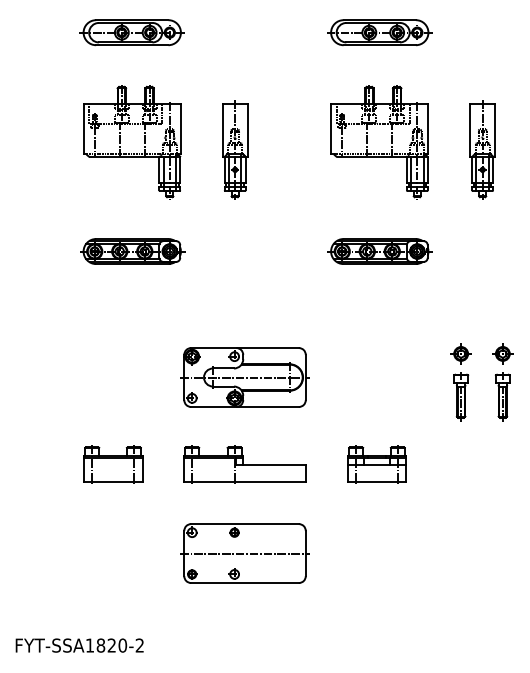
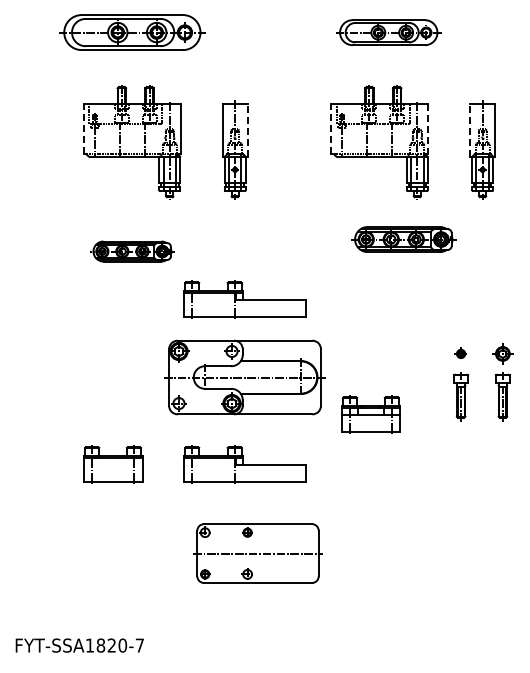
part size: 106x28 px -> 147x37 px (132, 32)
part position: (379, 32) -> (388, 32) (388, 32)
line: solid -> dashed (83, 128)
line: solid -> dashed (331, 128)
line: solid -> dashed (428, 129)
line: solid -> dashed (247, 130)
line: solid -> dashed (470, 130)
part size: 106x27 px -> 85x23 px (132, 251)
part position: (379, 251) -> (403, 239) (403, 239)
part: none -> present (244, 299)
part size: 22x22 px -> 13x12 px (460, 352)
part size: 130x61 px -> 162x77 px (244, 377)
part position: (376, 464) -> (370, 414) (370, 414)
part position: (244, 553) -> (257, 553) (257, 553)
text: FYT-SSA1820-2 -> FYT-SSA1820-7 (139, 645)
